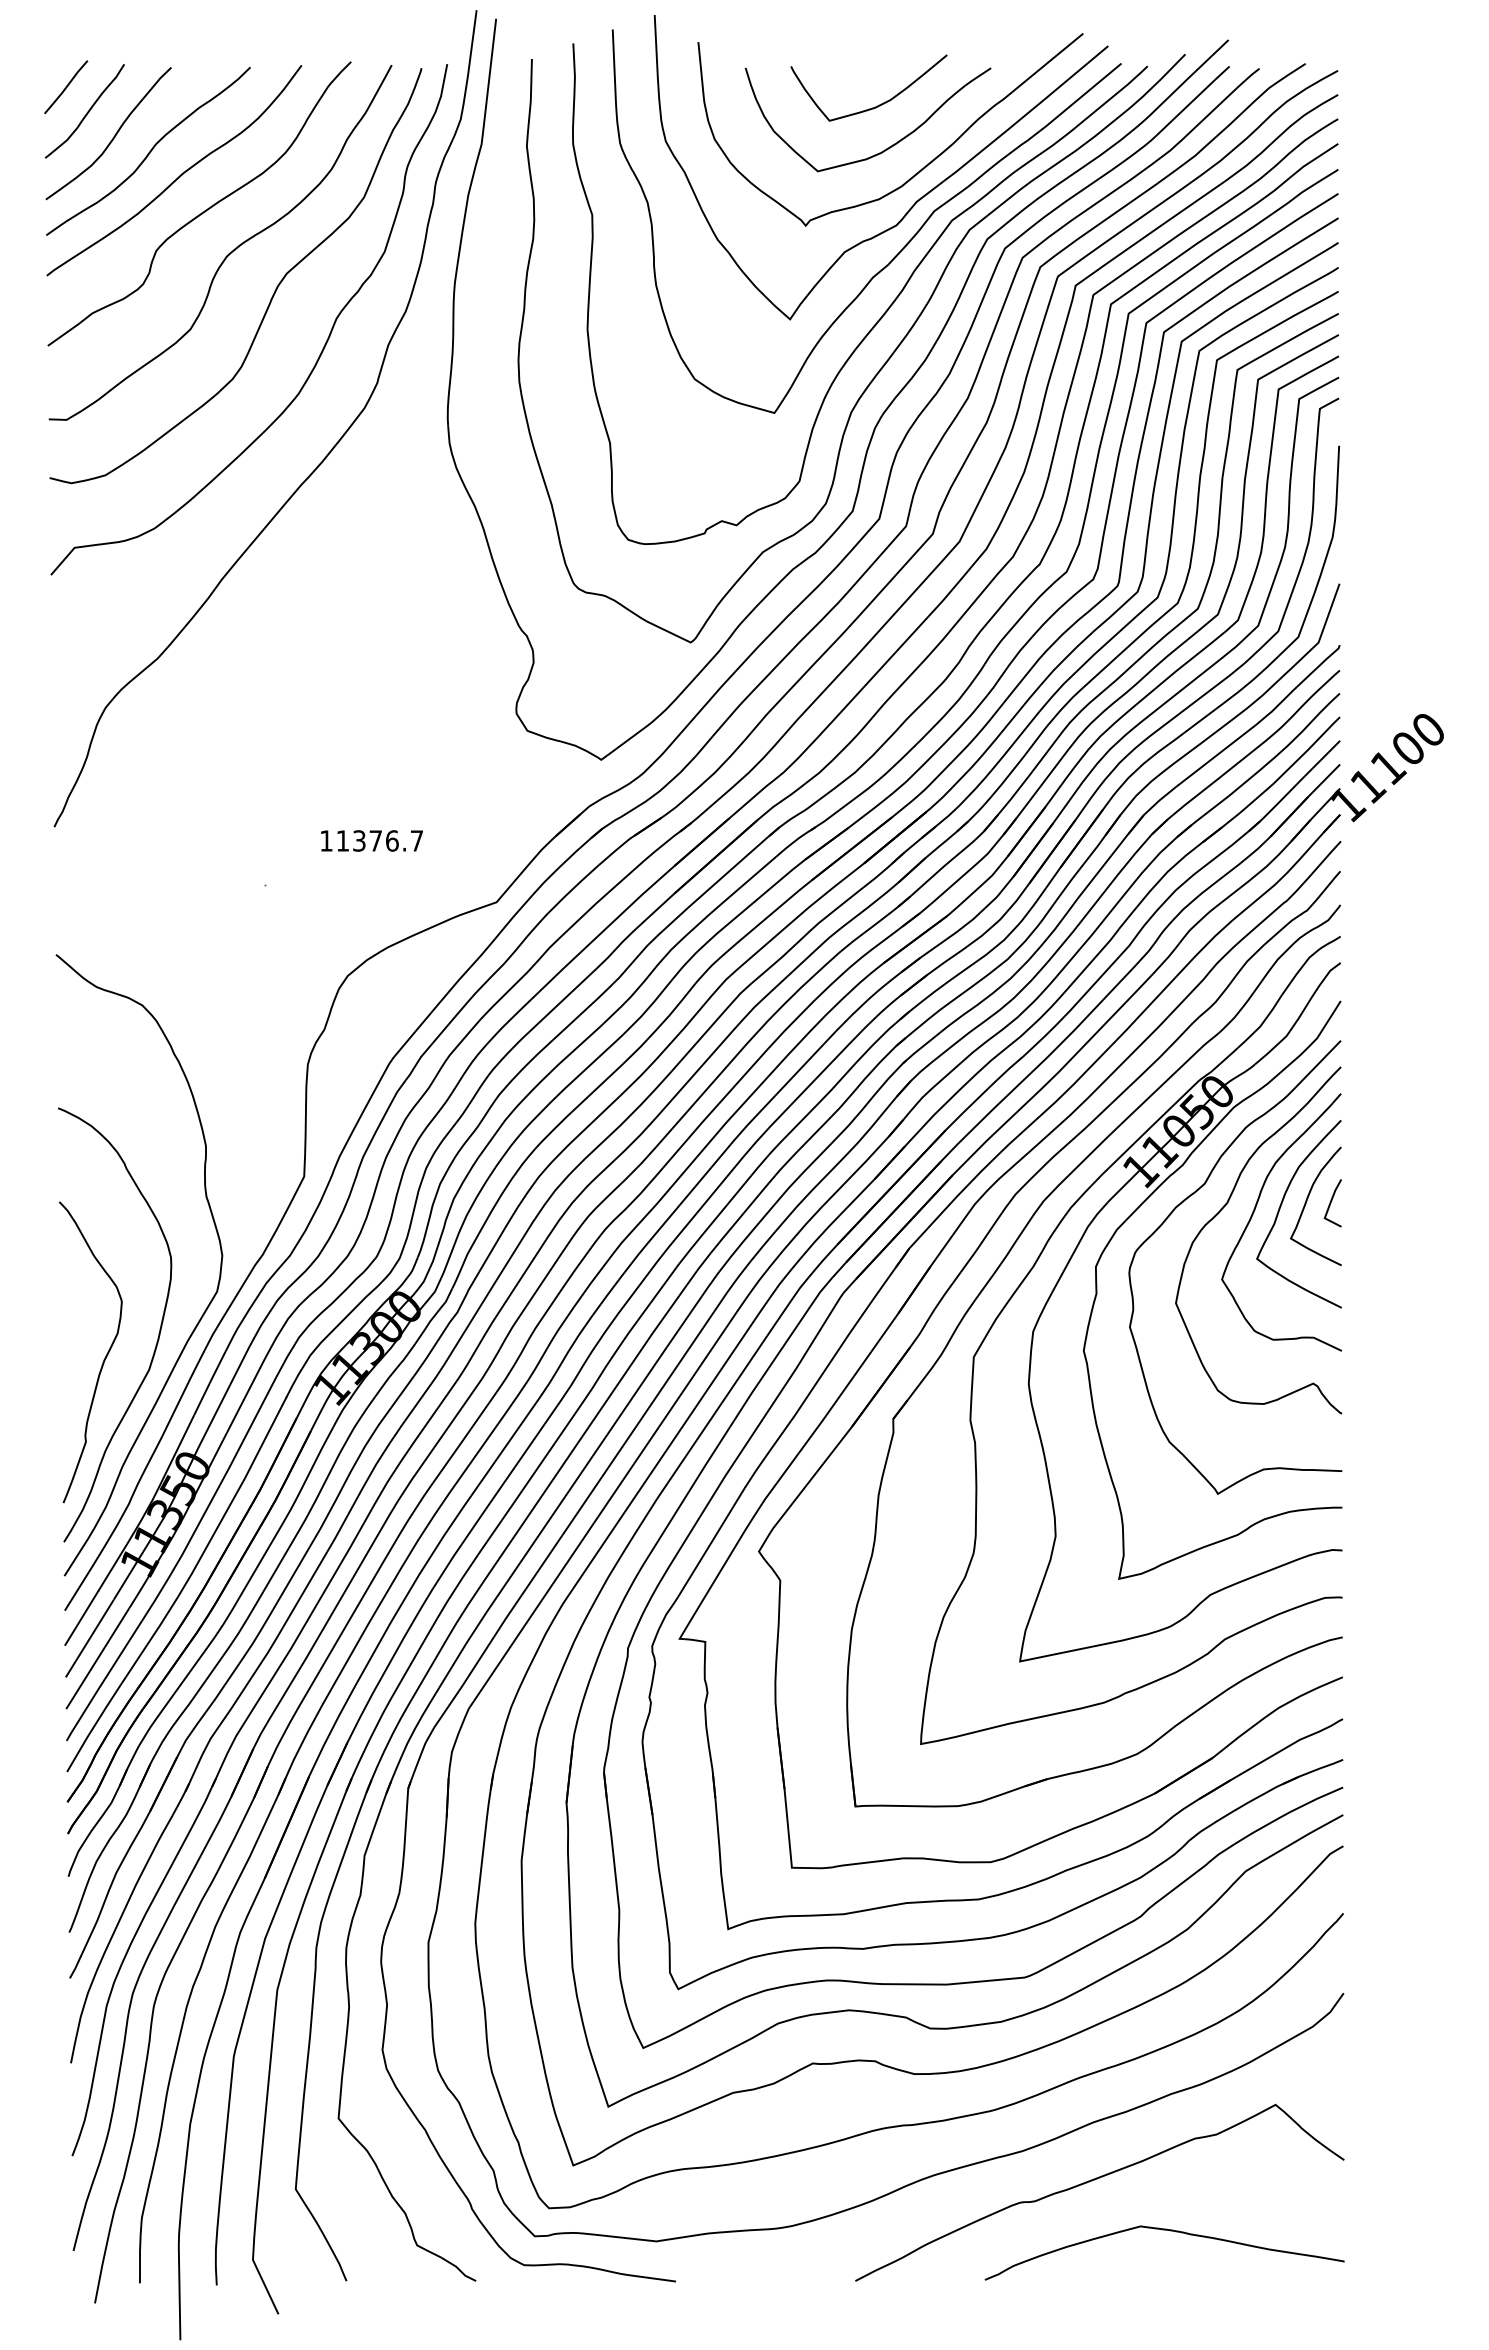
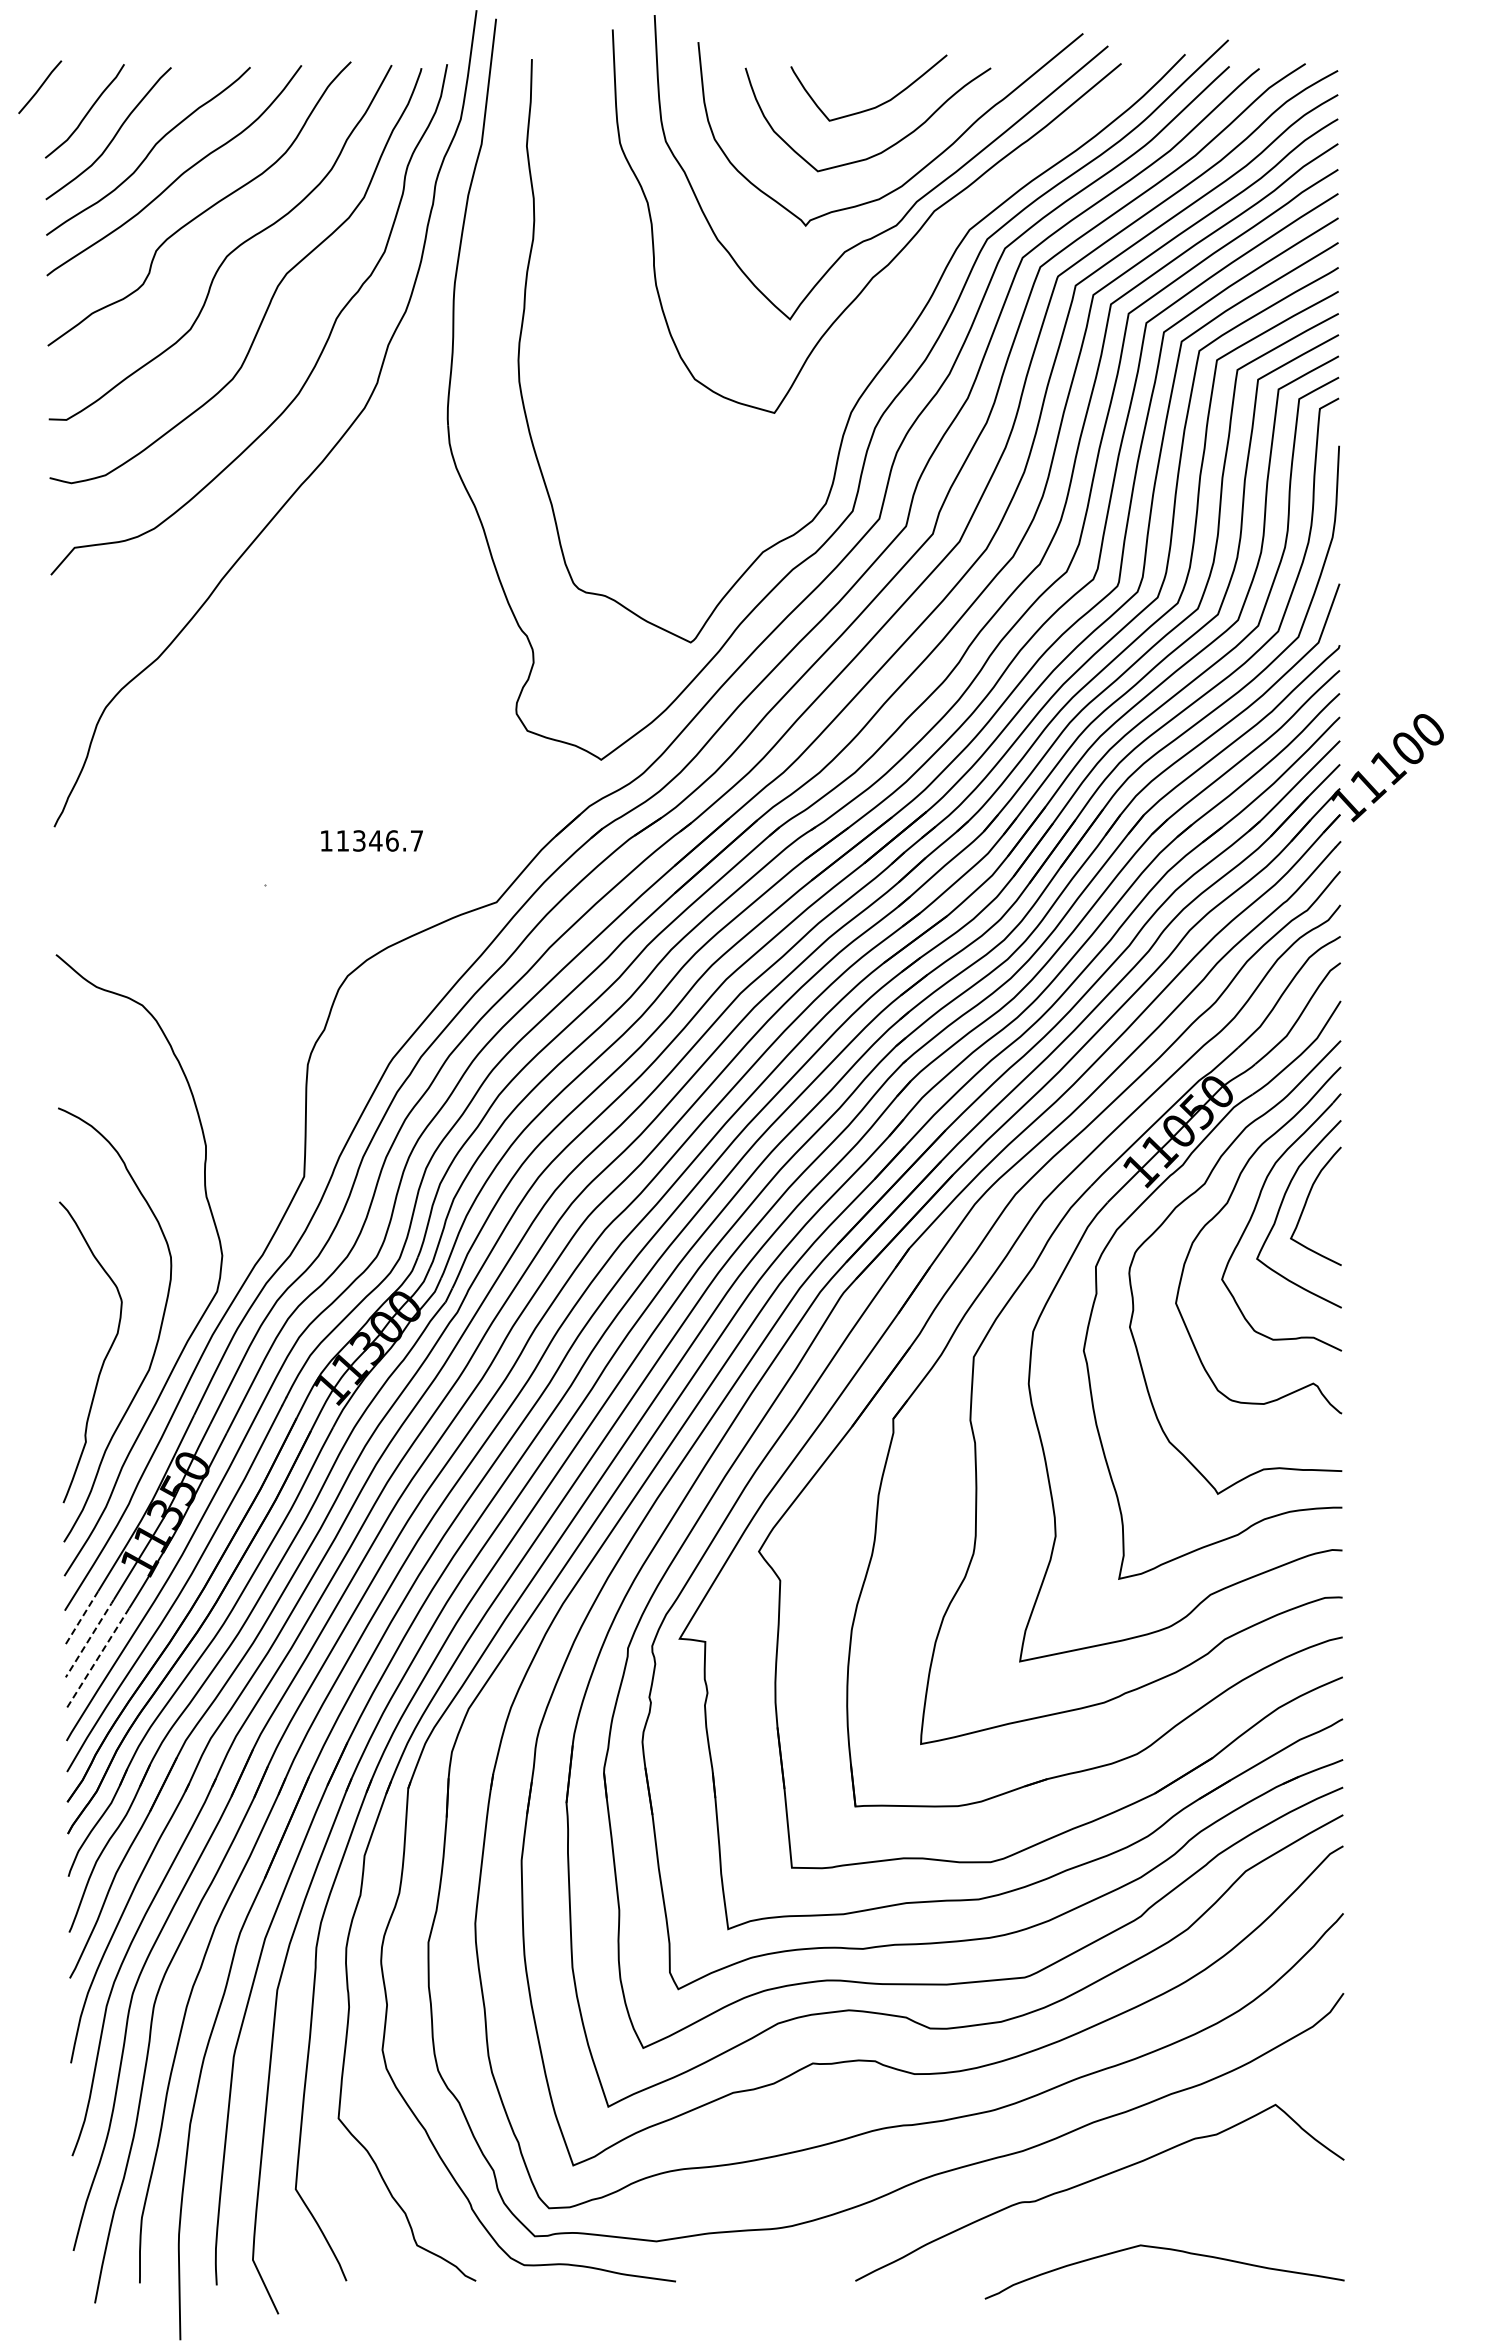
line position: (66, 87) -> (40, 87) (40, 87)
curve: present -> none (882, 314)
text: 11376.7 -> 11346.7 (375, 840)
curve: present -> none (1331, 1203)
line: solid -> dashed (81, 1618)
line: solid -> dashed (89, 1638)
line: solid -> dashed (97, 1659)
curve position: (1170, 2231) -> (1170, 2250) (1170, 2250)
